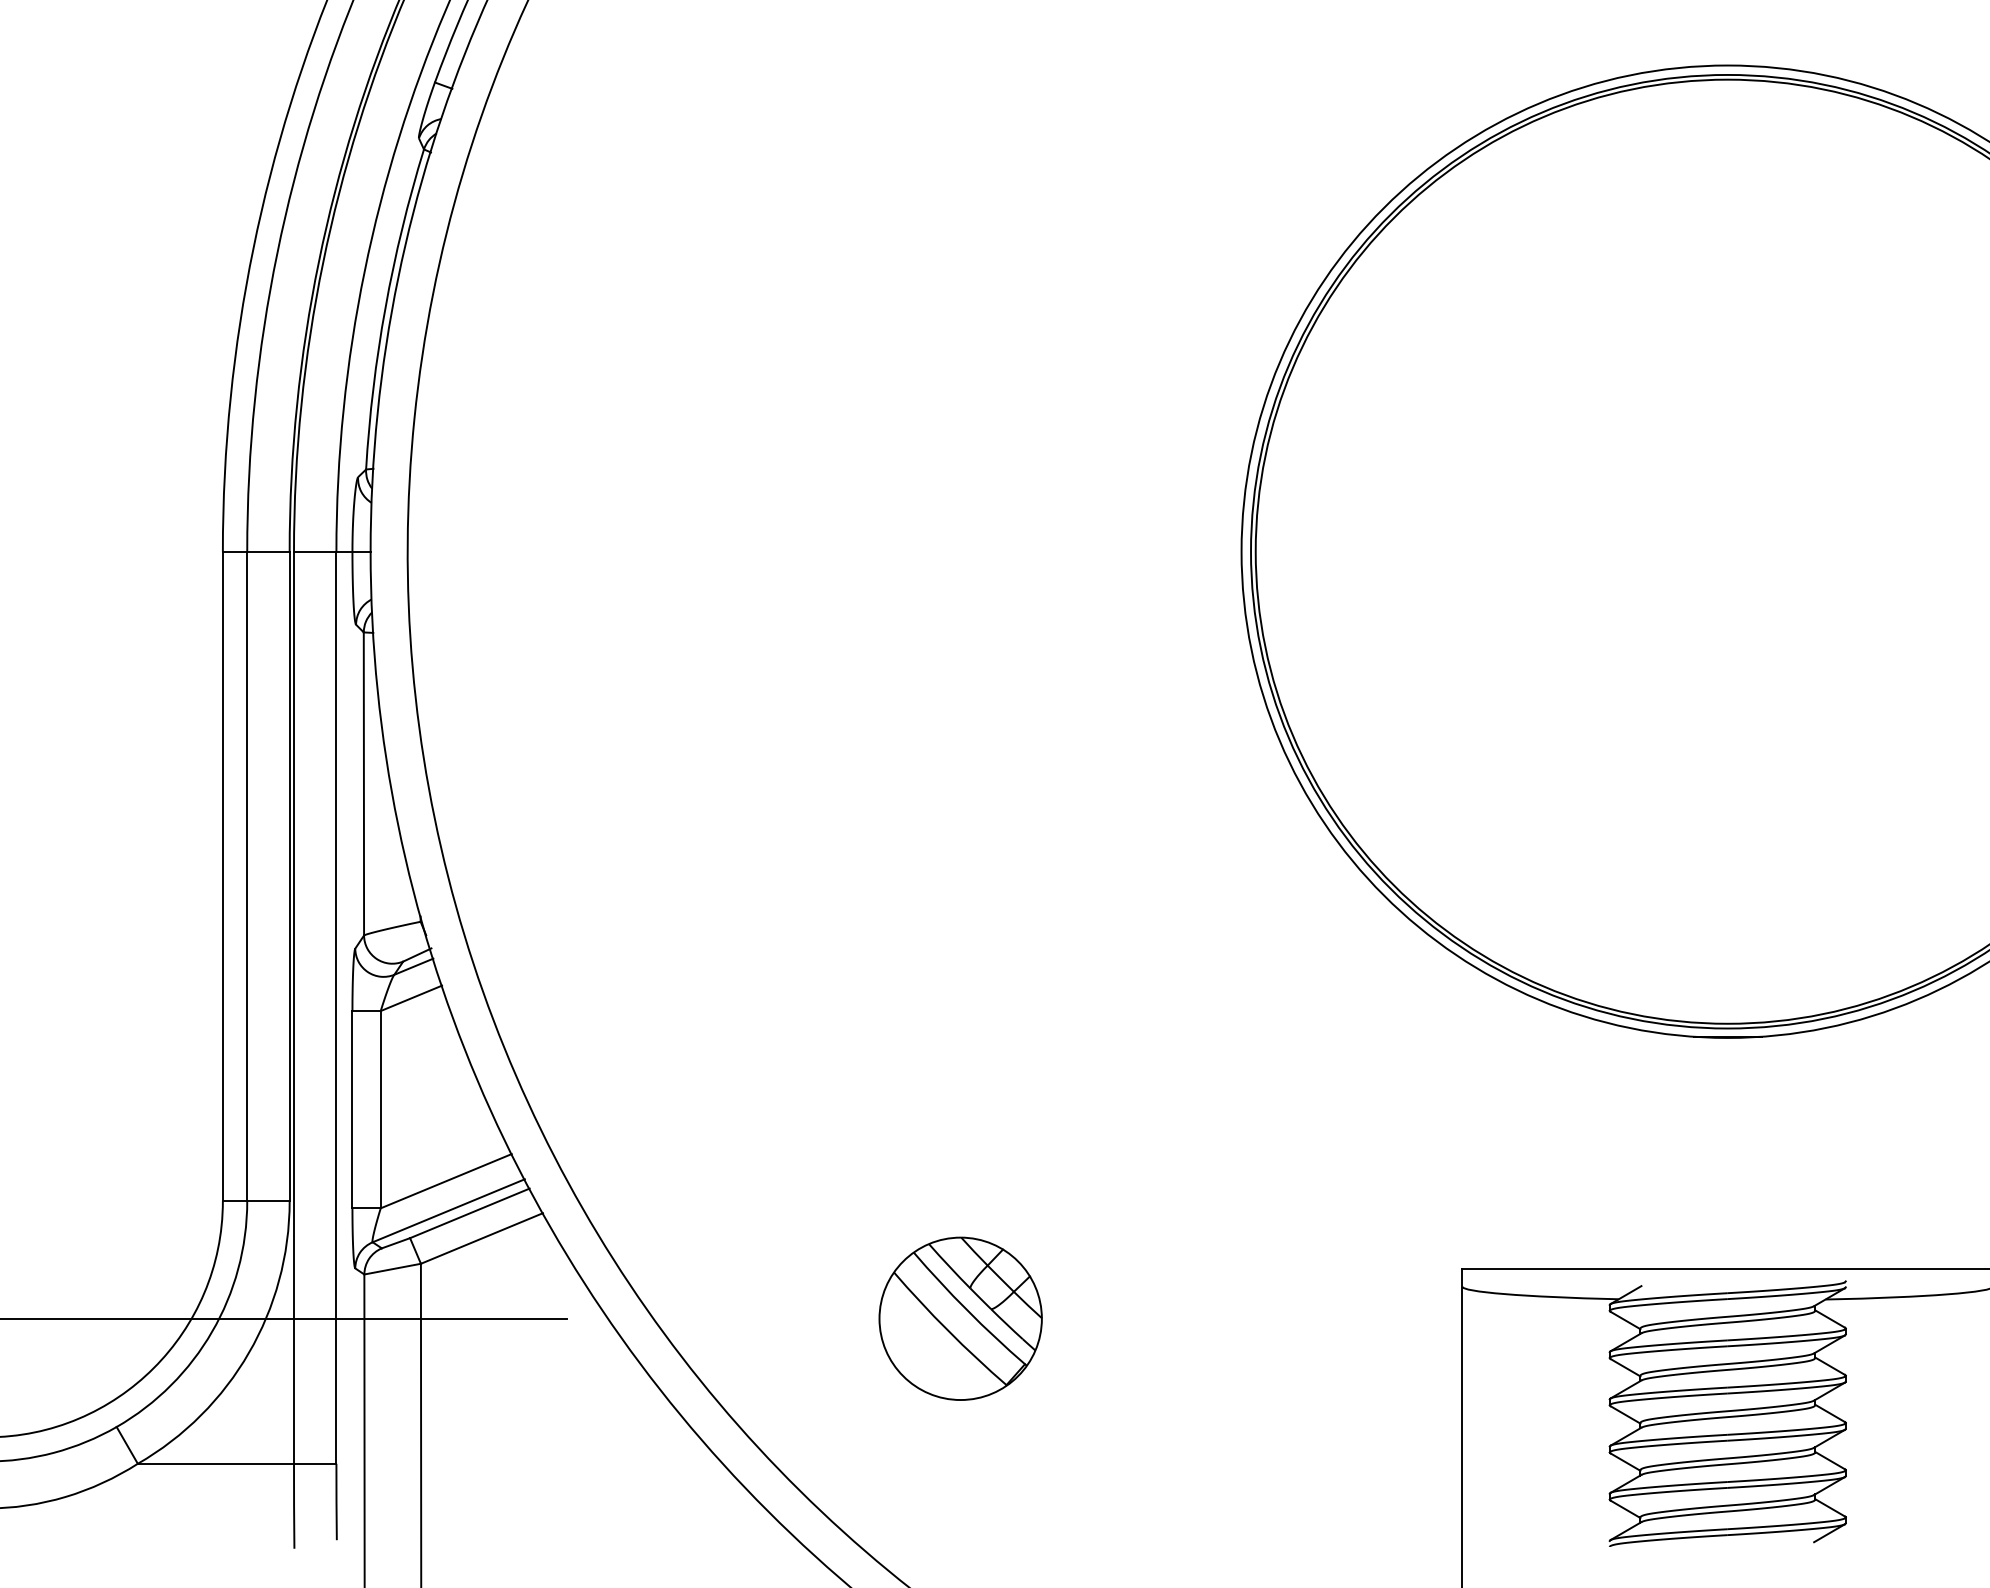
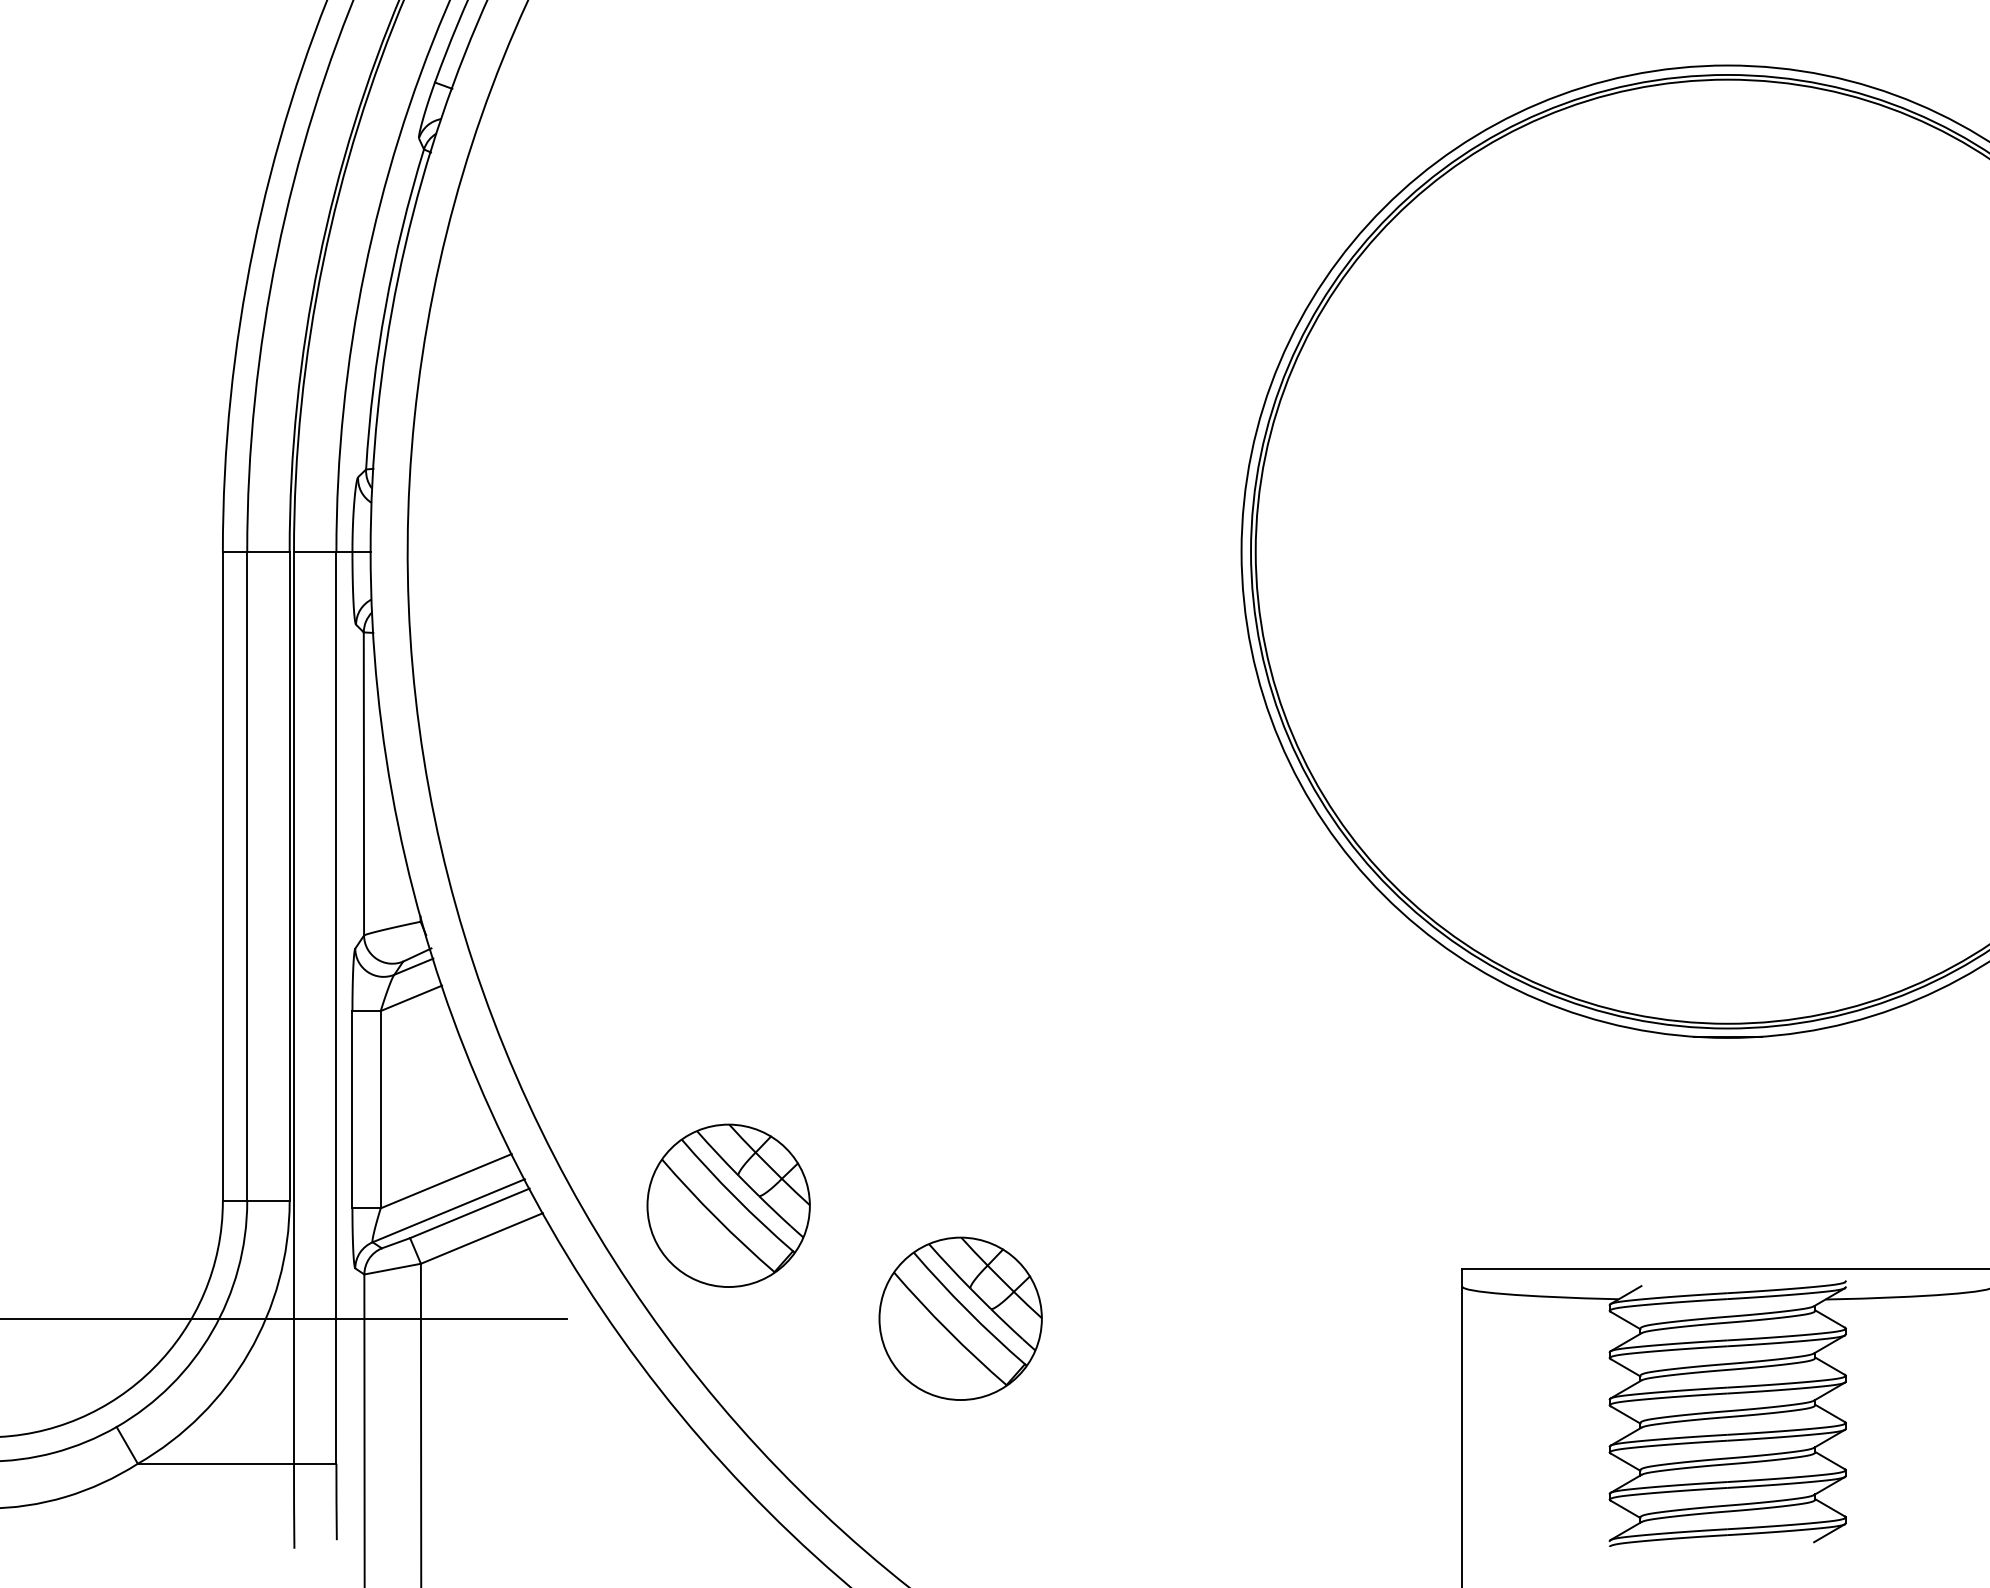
part: none -> present (728, 1205)
